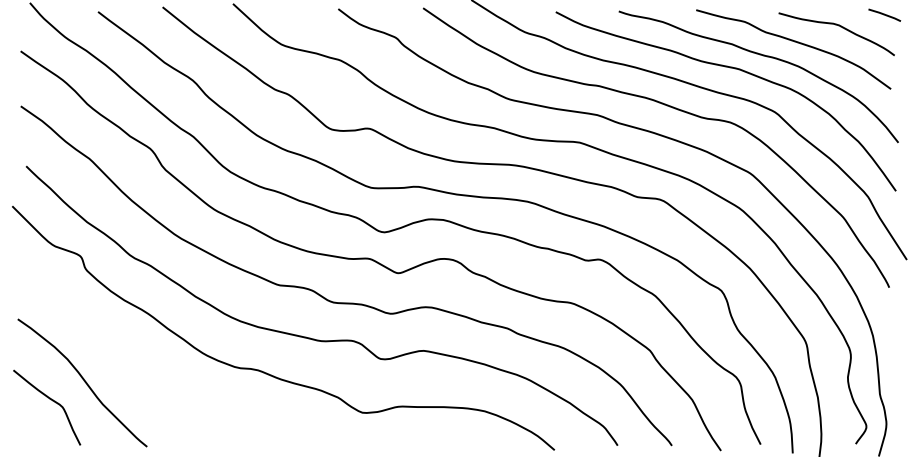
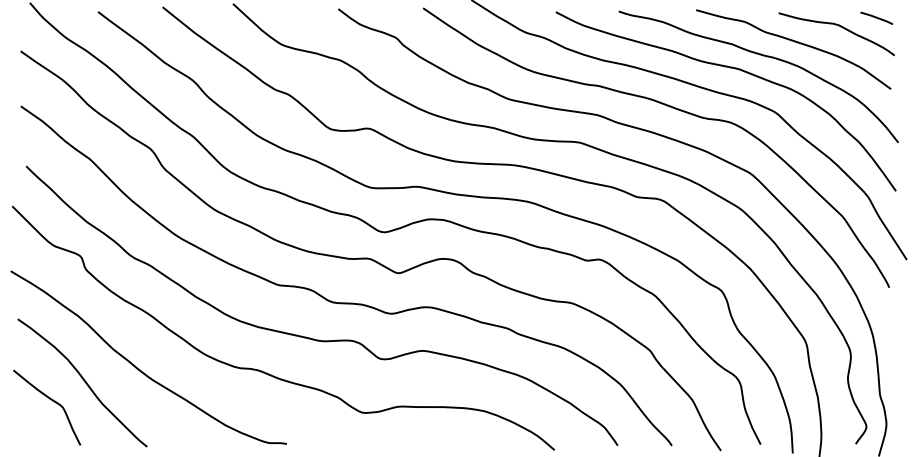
line position: (884, 14) -> (876, 17) (876, 17)
curve: none -> present (140, 369)
